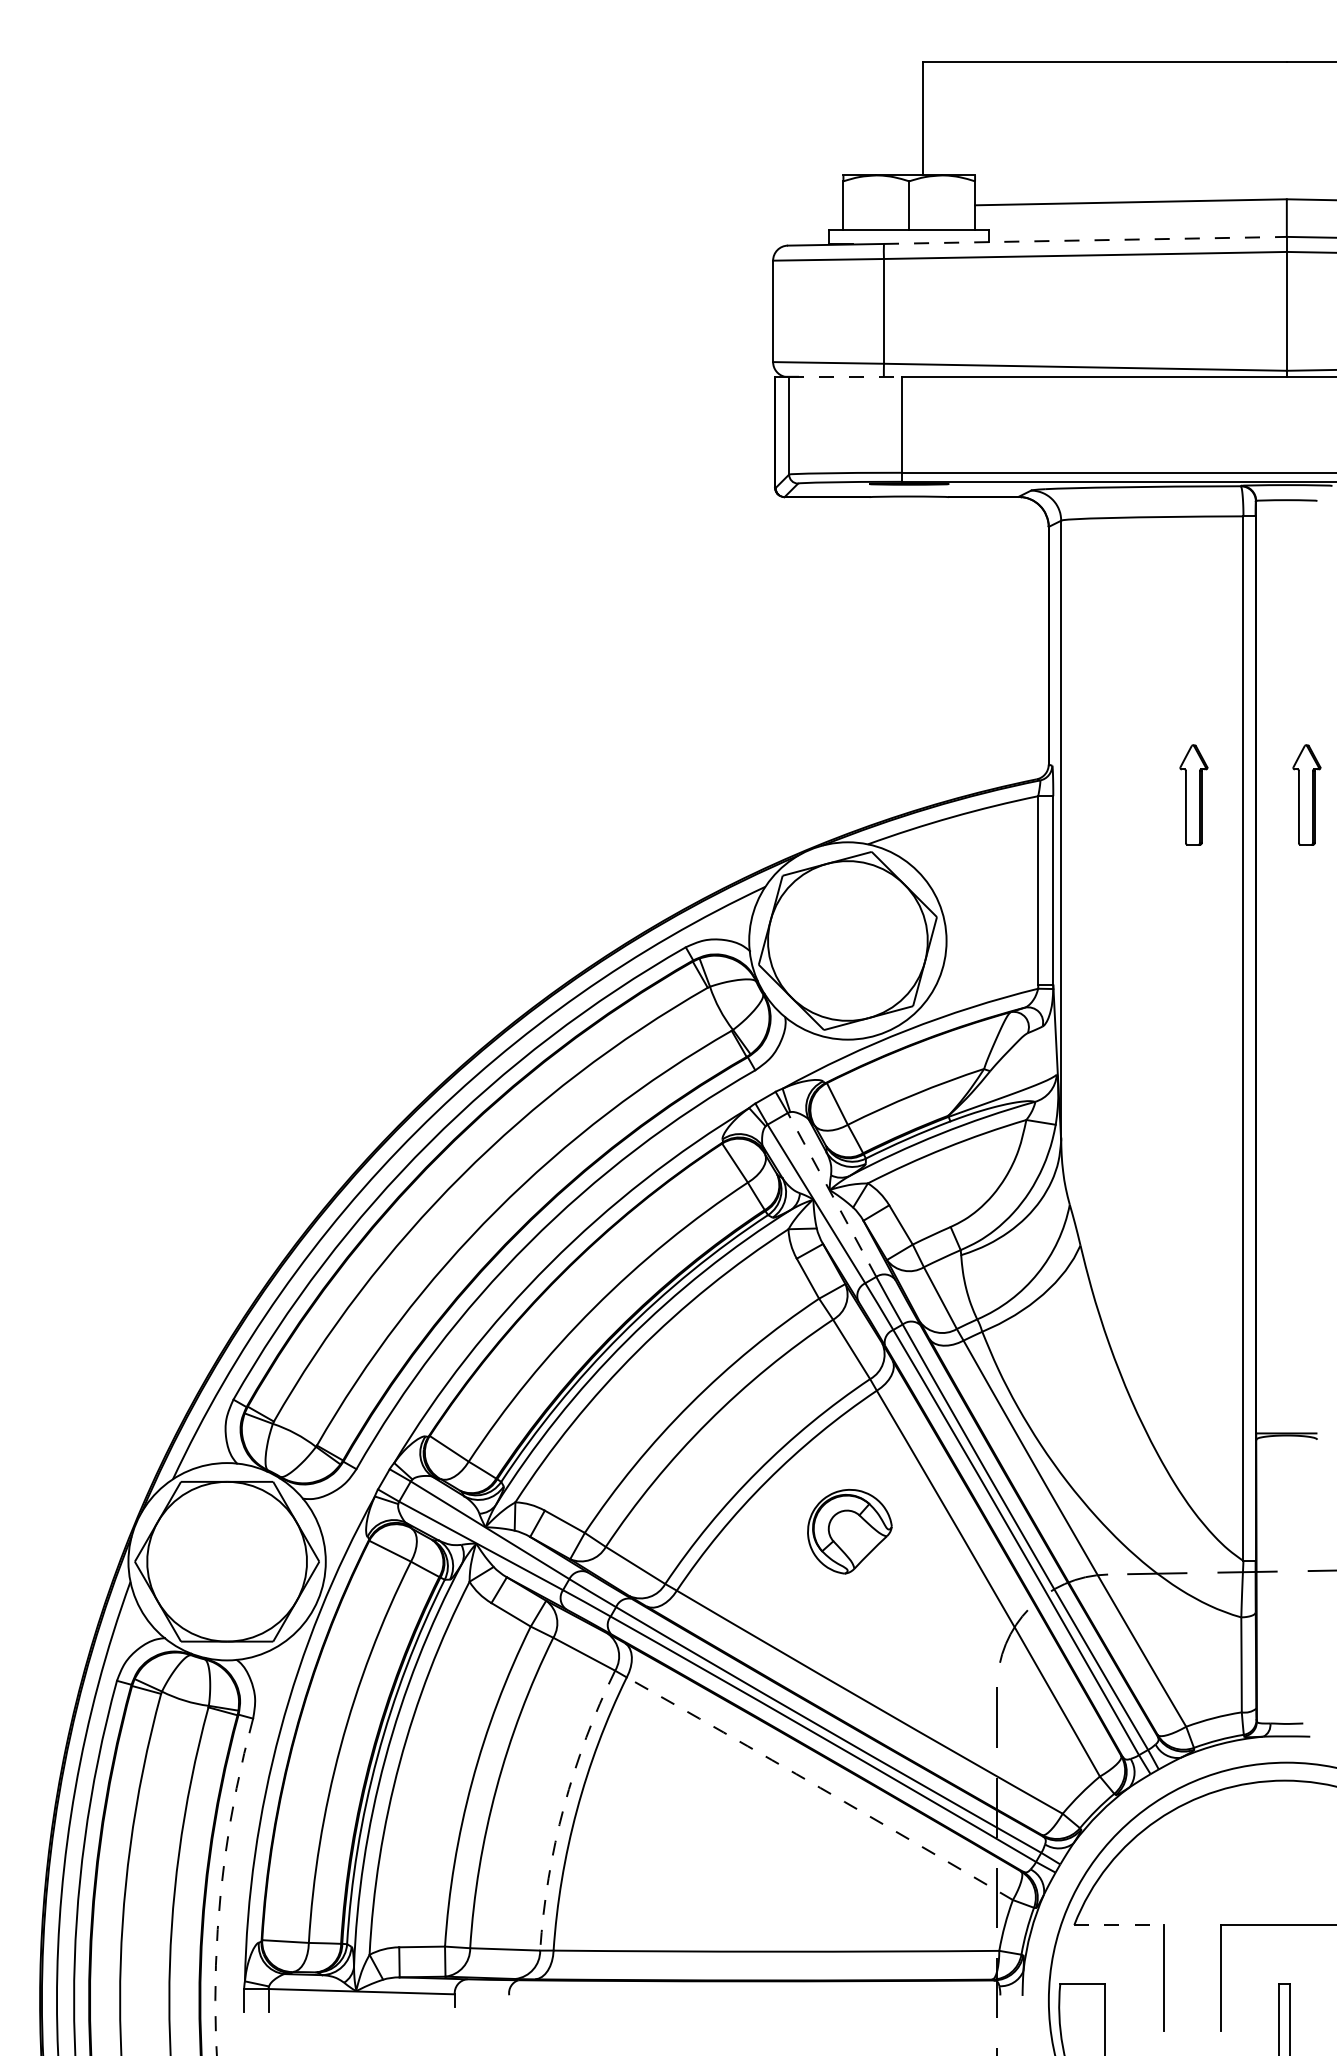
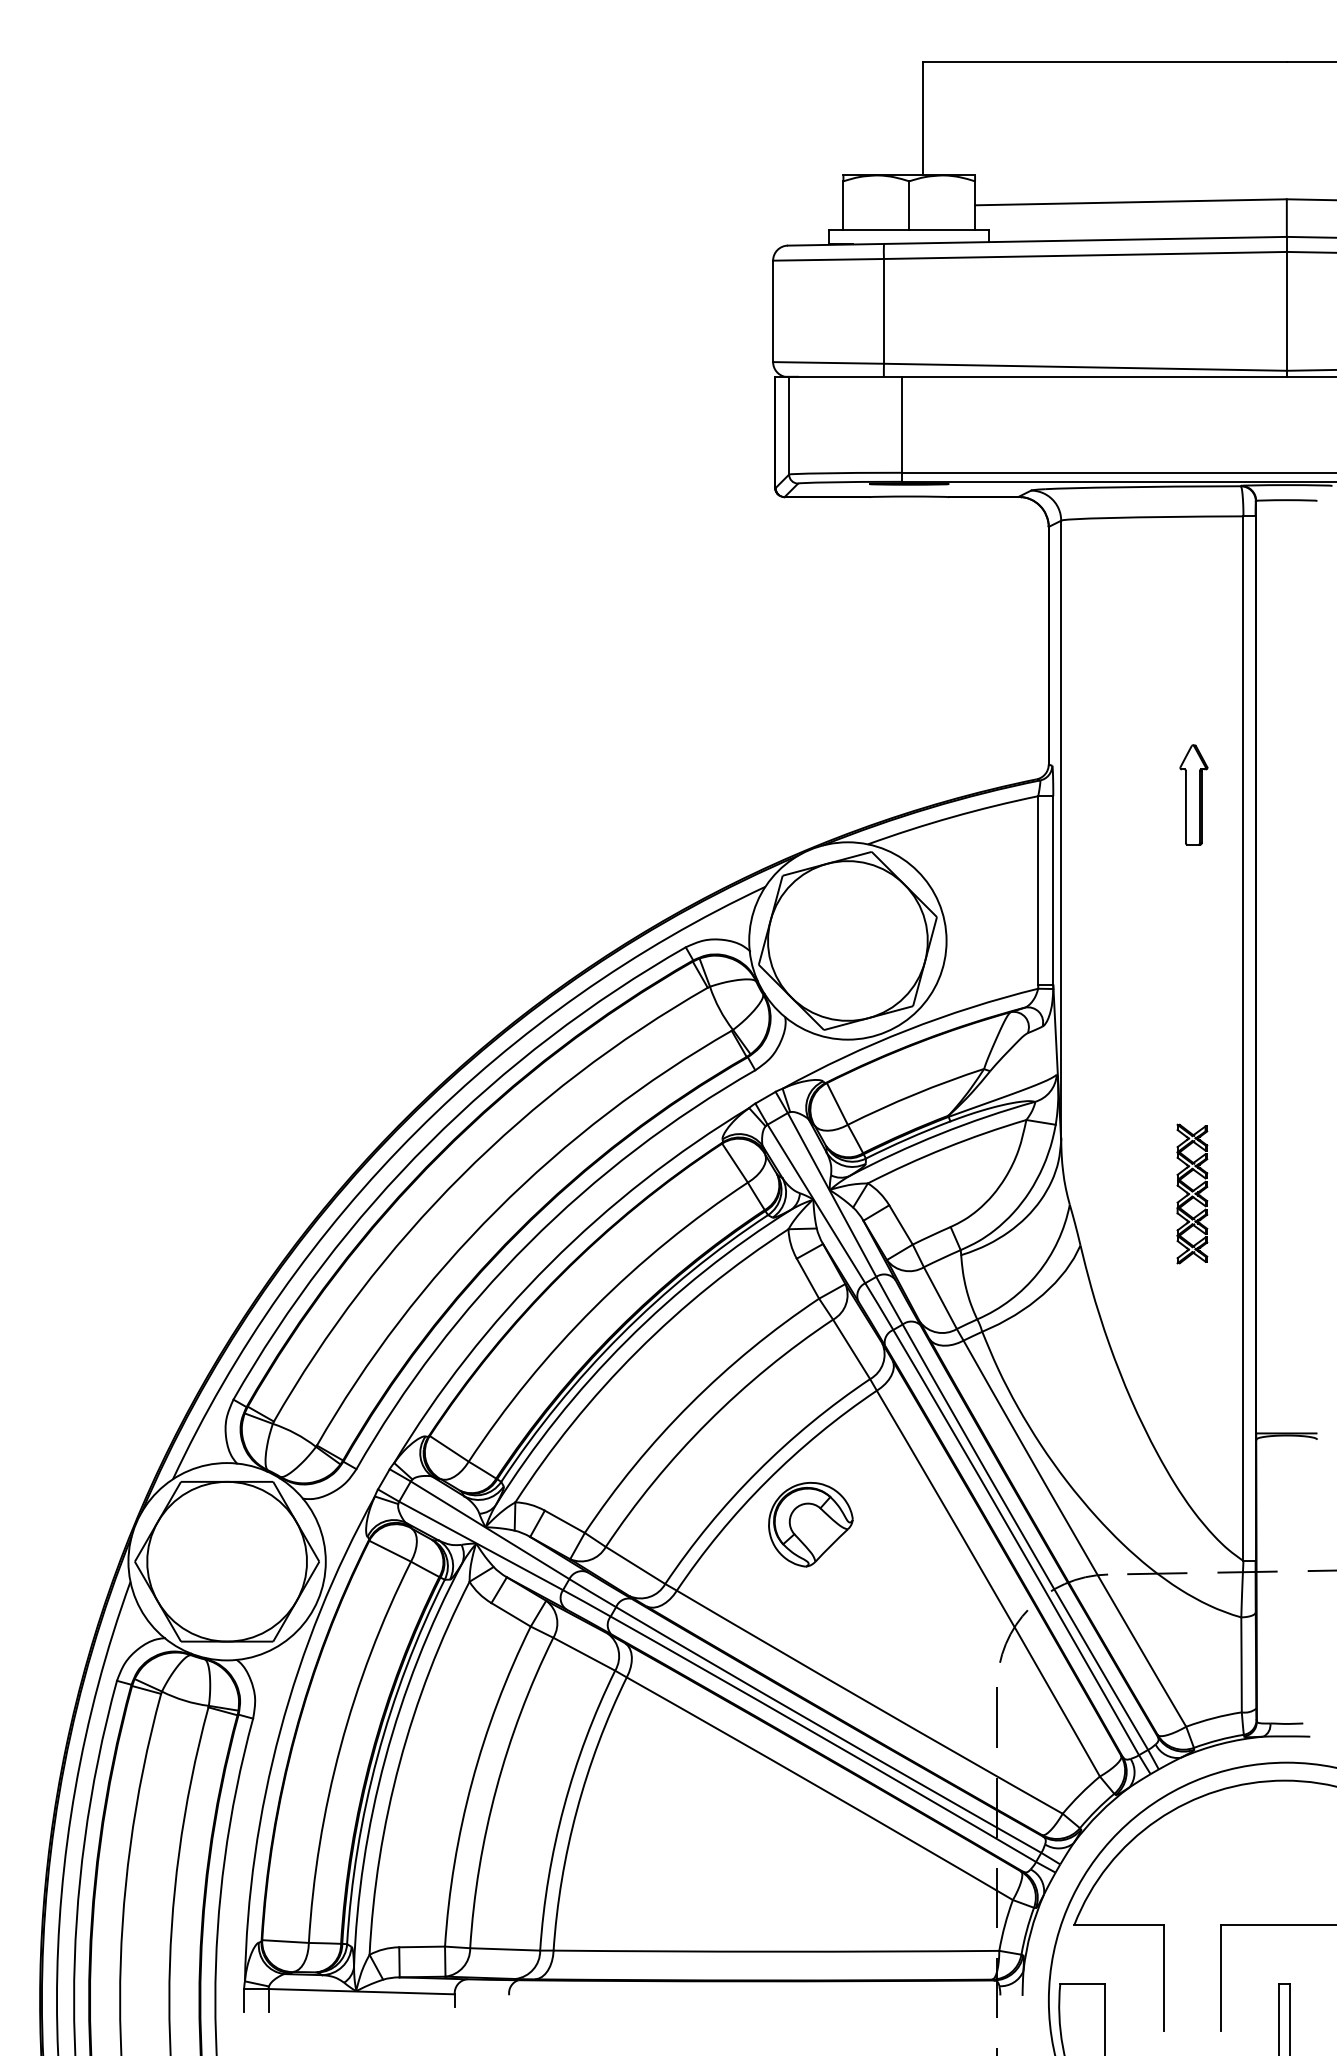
line: dashed -> solid (1085, 240)
line: dashed -> solid (846, 376)
part: present -> none (1306, 794)
part: none -> present (1192, 1193)
line: dashed -> solid (831, 1194)
part position: (849, 1531) -> (810, 1524) (810, 1524)
arc: dashed -> solid (820, 1787)
arc: dashed -> solid (564, 1806)
arc: dashed -> solid (221, 1887)
line: dashed -> solid (1119, 1925)
